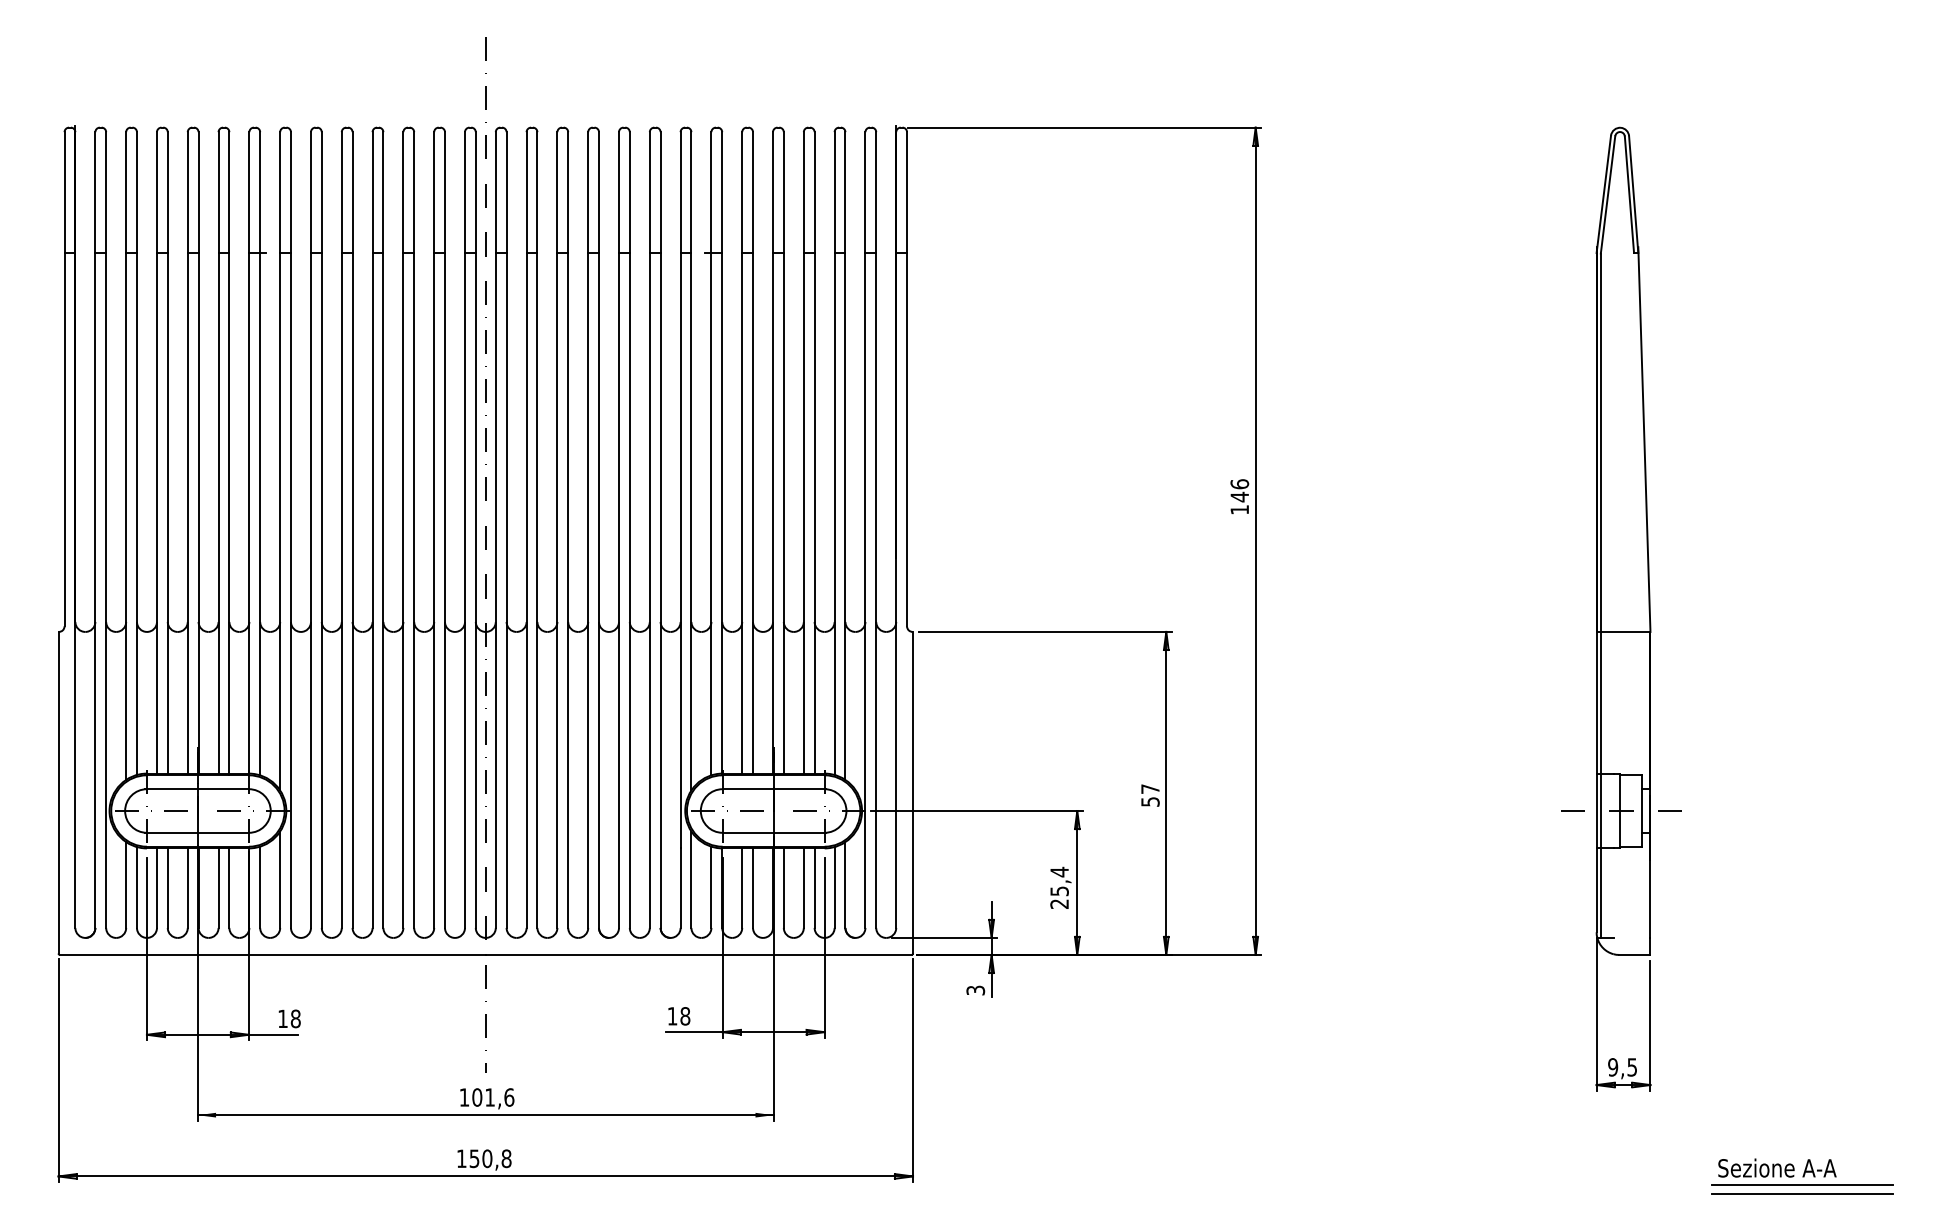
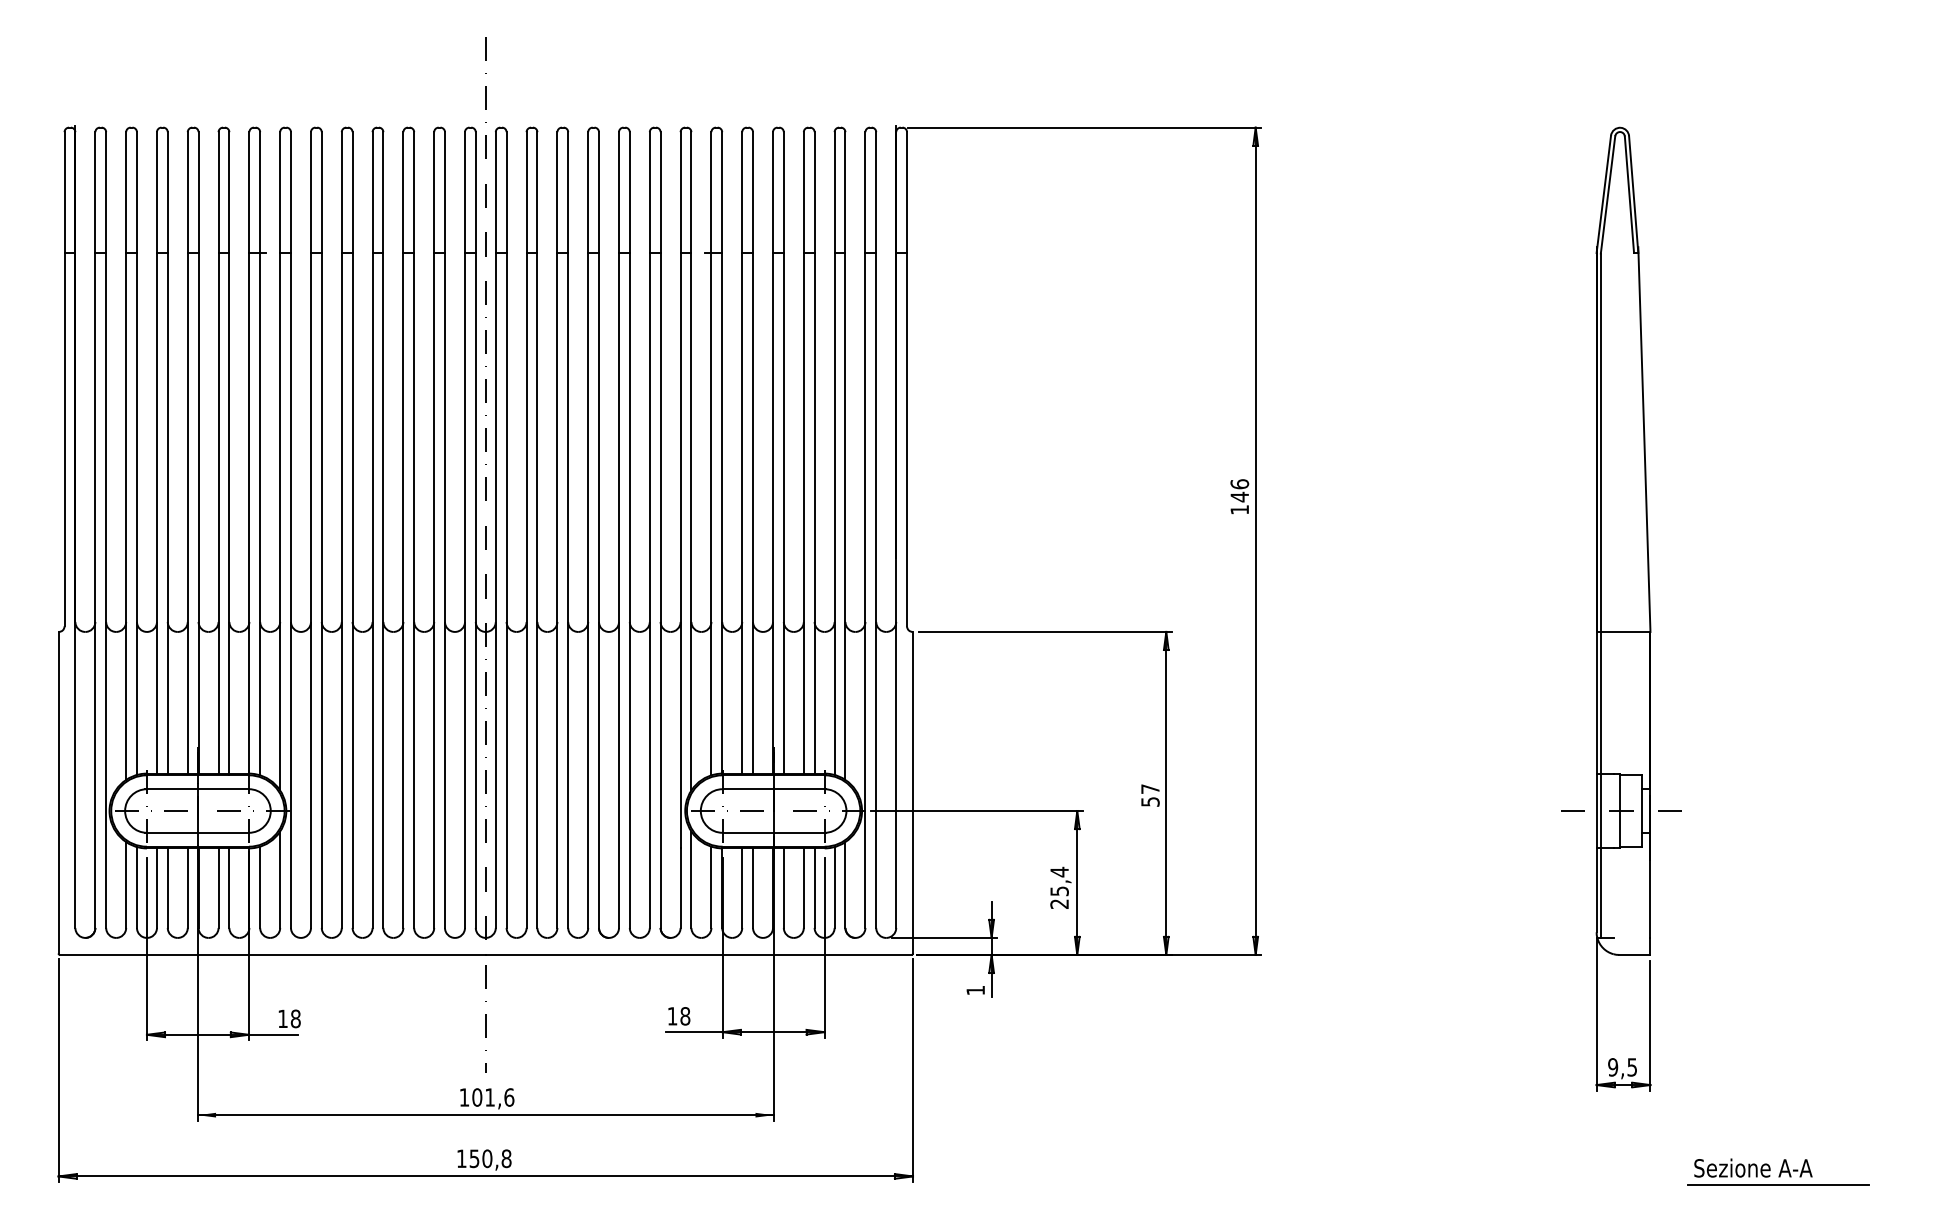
text: 3 -> 1 (975, 990)
part position: (1802, 1171) -> (1778, 1171) (1778, 1171)
line: present -> none (1802, 1194)
